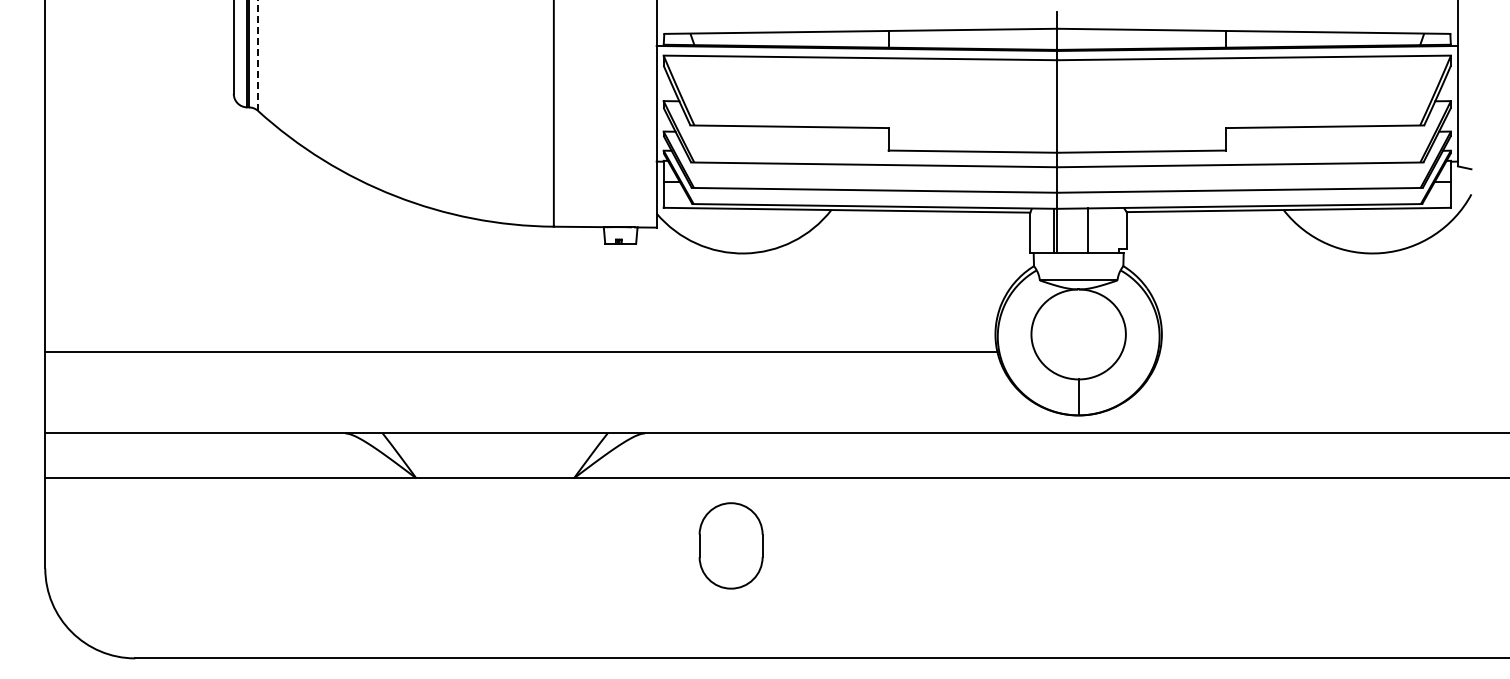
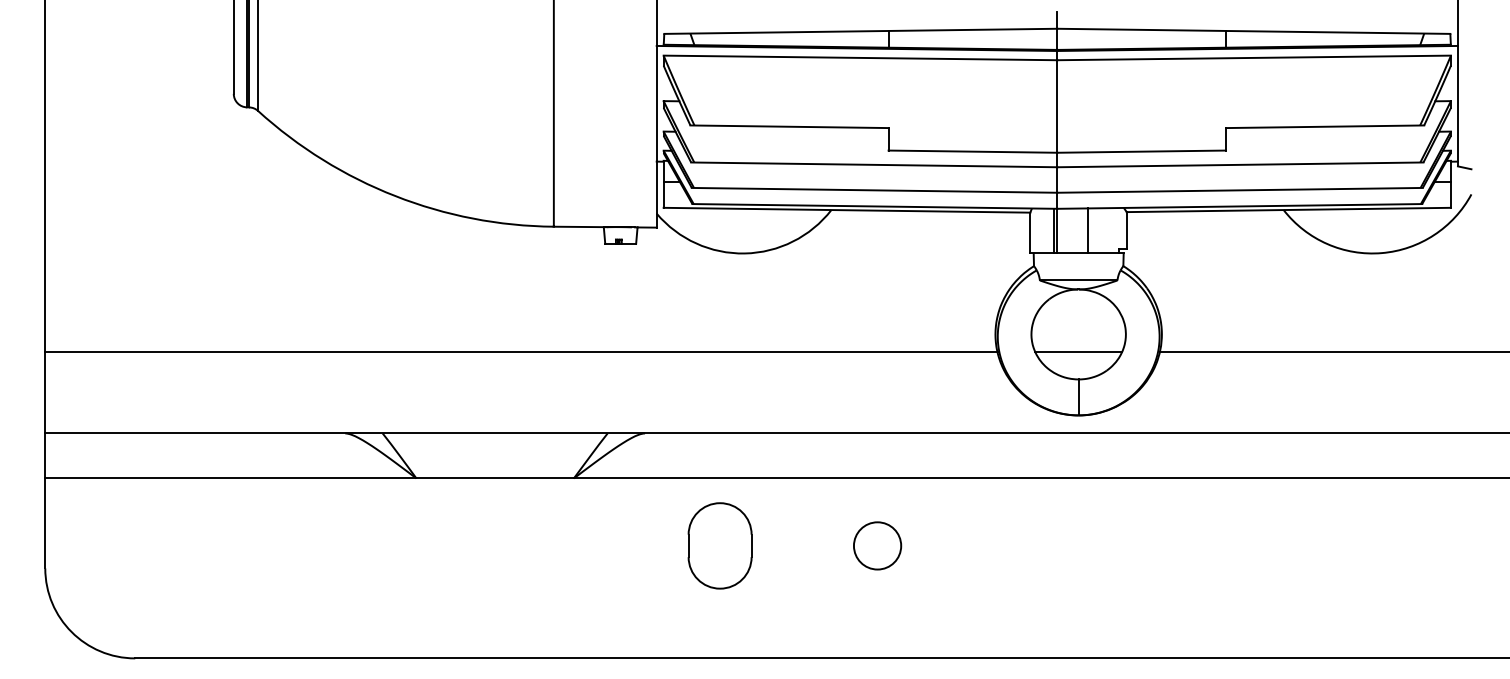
line: dashed -> solid (258, 55)
line: none -> present (1078, 352)
line: none -> present (1332, 352)
part position: (730, 545) -> (719, 545) (719, 545)
circle: none -> present (877, 545)
